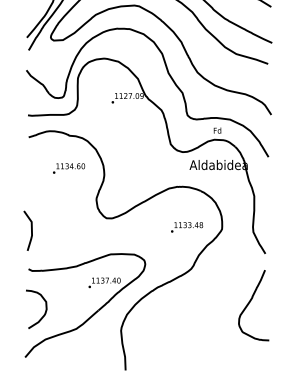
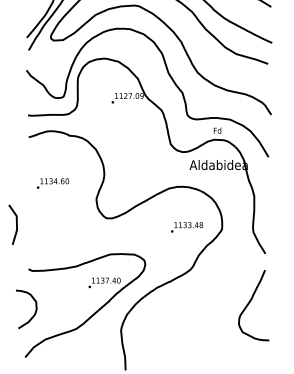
text position: (69, 168) -> (53, 183) (53, 183)
line position: (31, 230) -> (16, 224) (16, 224)
curve position: (44, 312) -> (34, 312) (34, 312)
